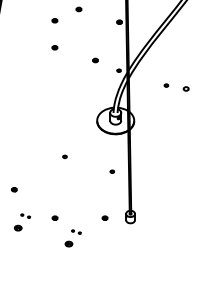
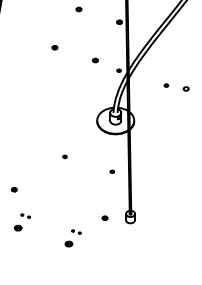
part: present -> none (54, 20)
part: present -> none (54, 217)
